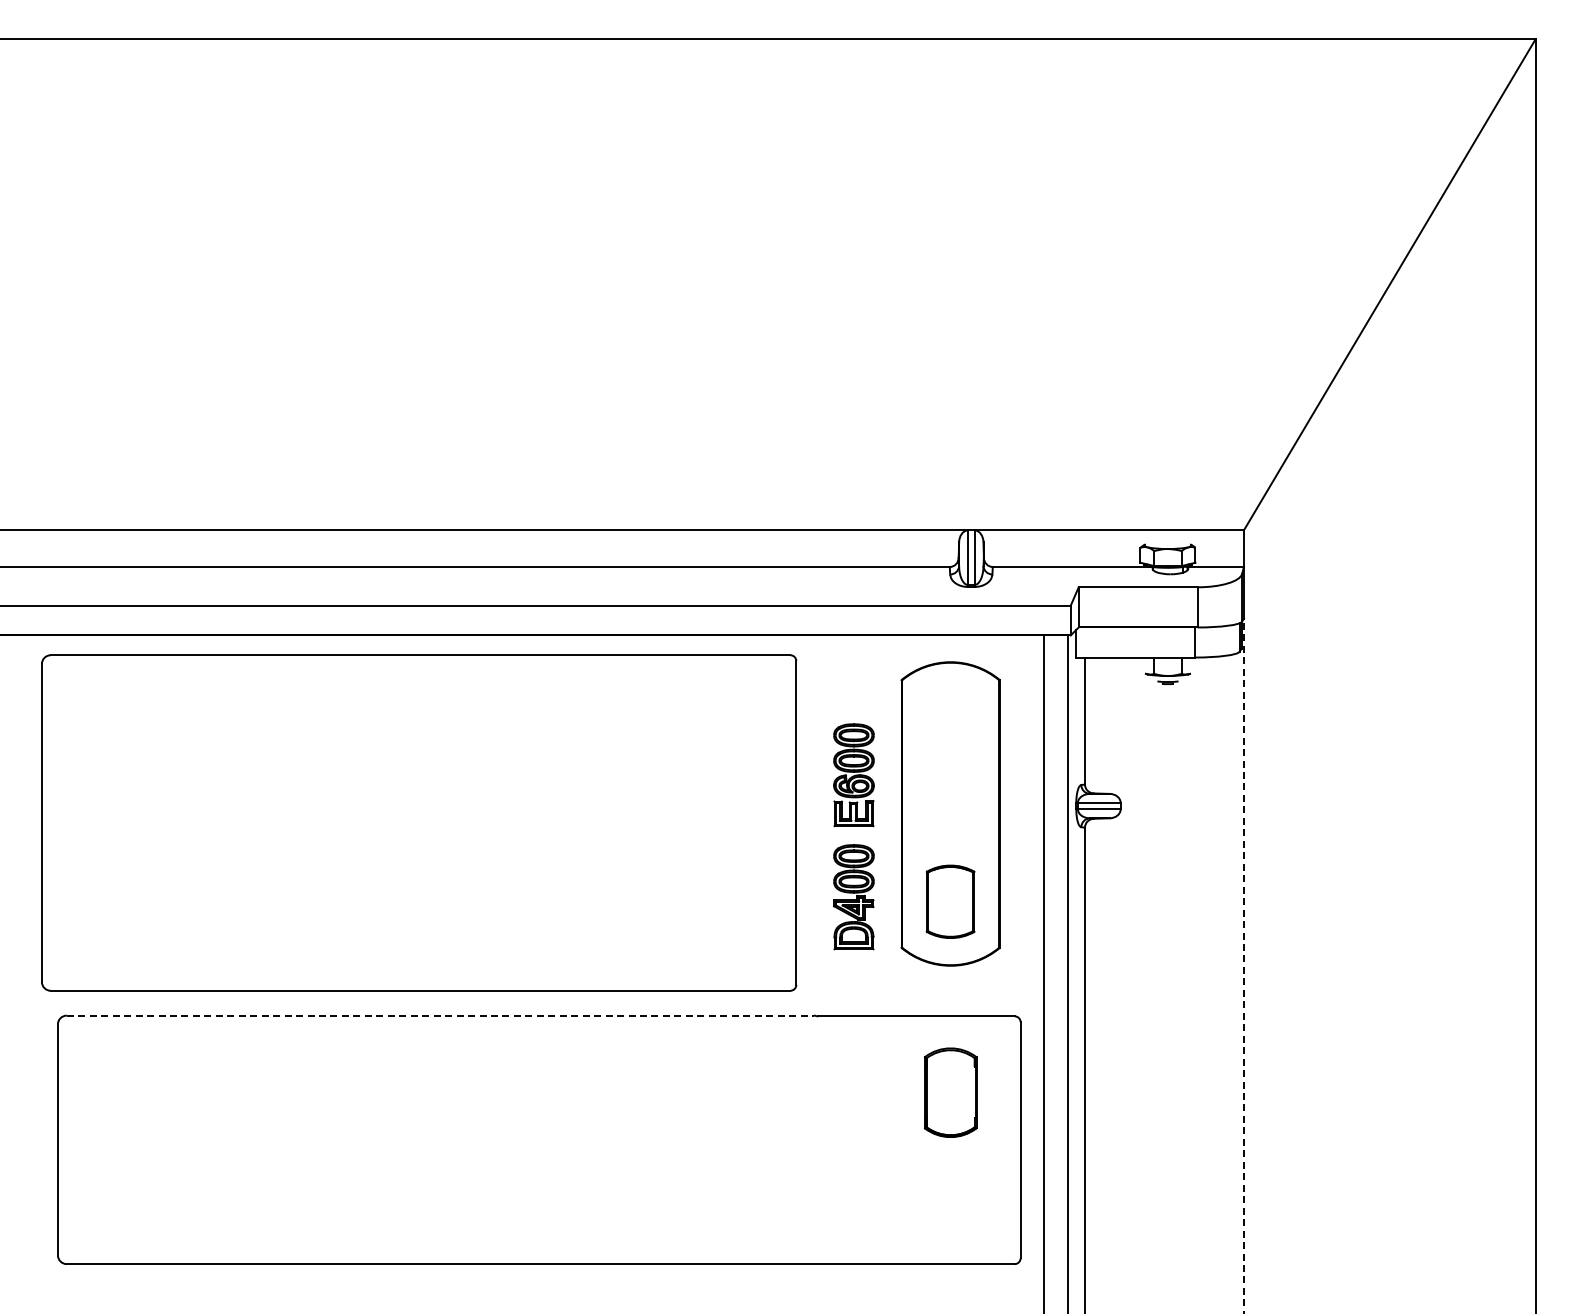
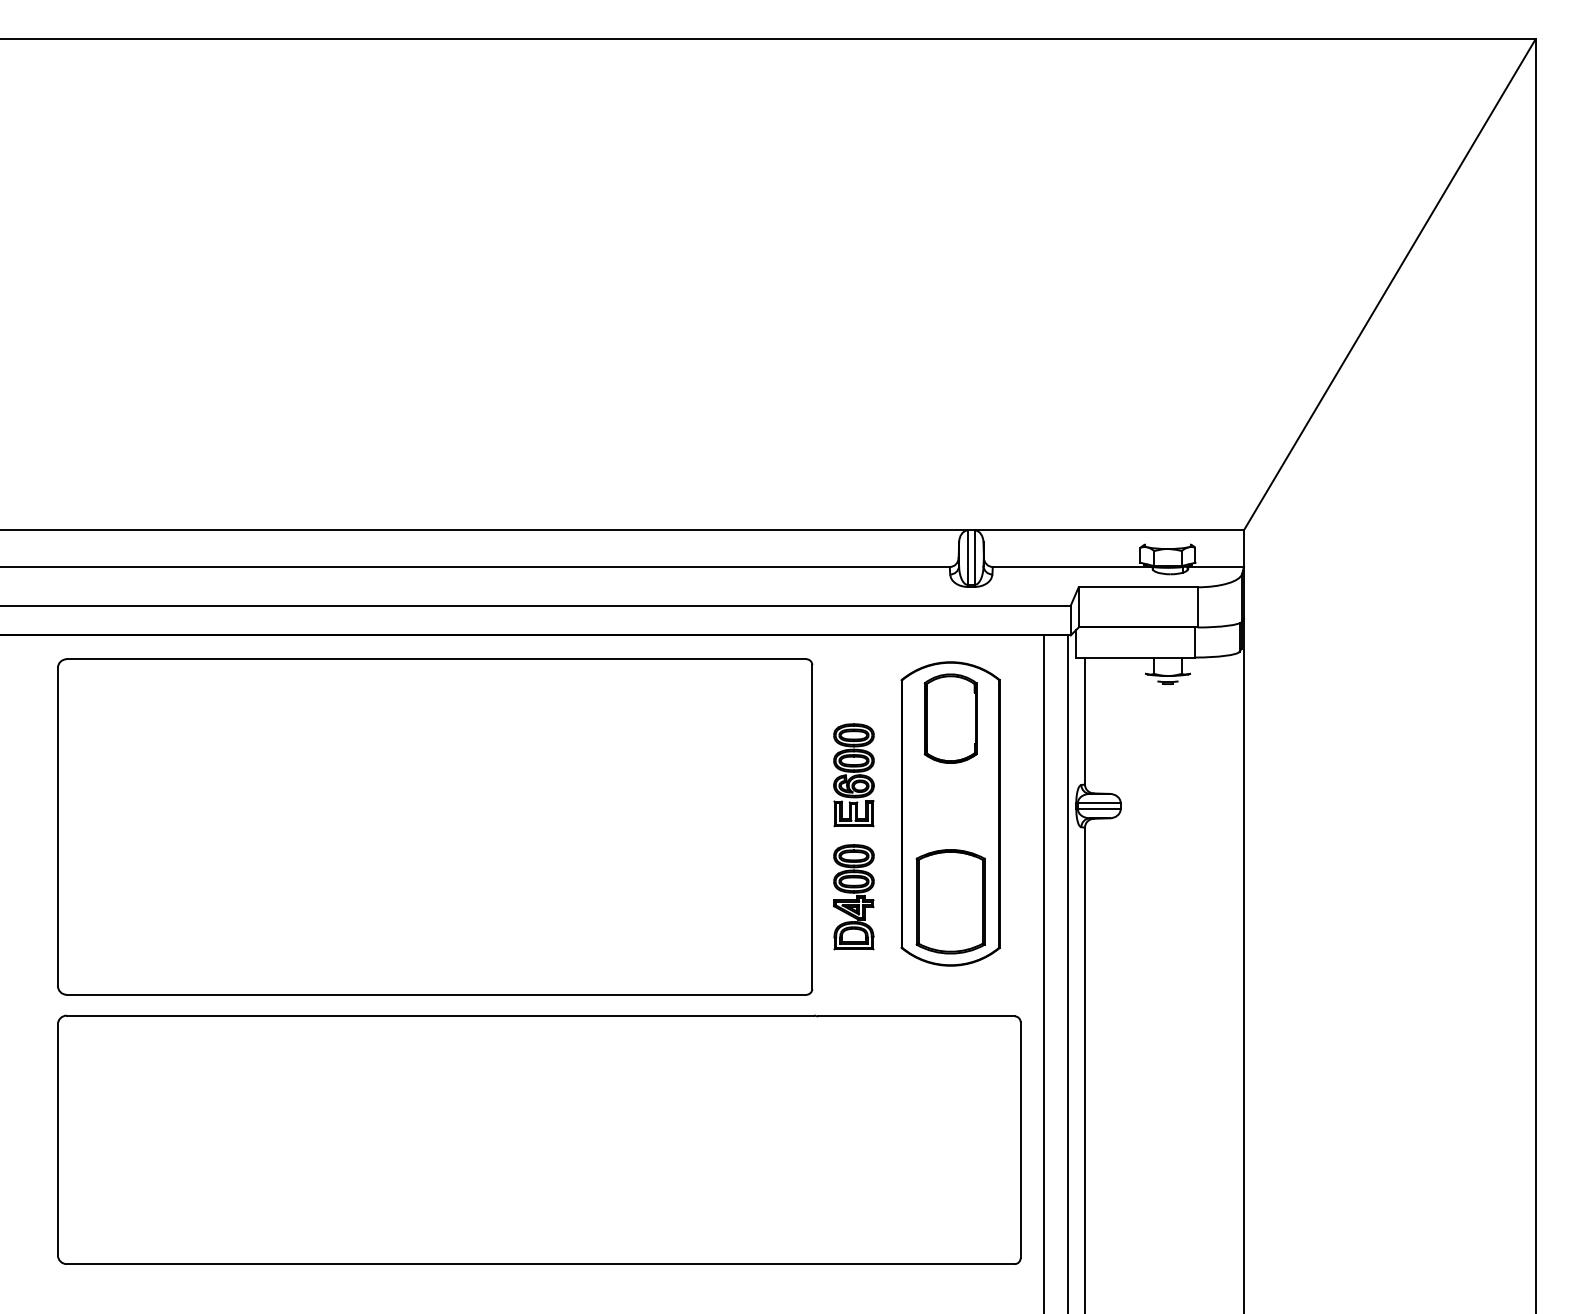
part position: (419, 822) -> (435, 826) (435, 826)
part size: 51x75 px -> 71x106 px (950, 901)
line: dashed -> solid (1243, 965)
line: dashed -> solid (440, 1015)
part position: (950, 1092) -> (950, 718) (950, 718)
